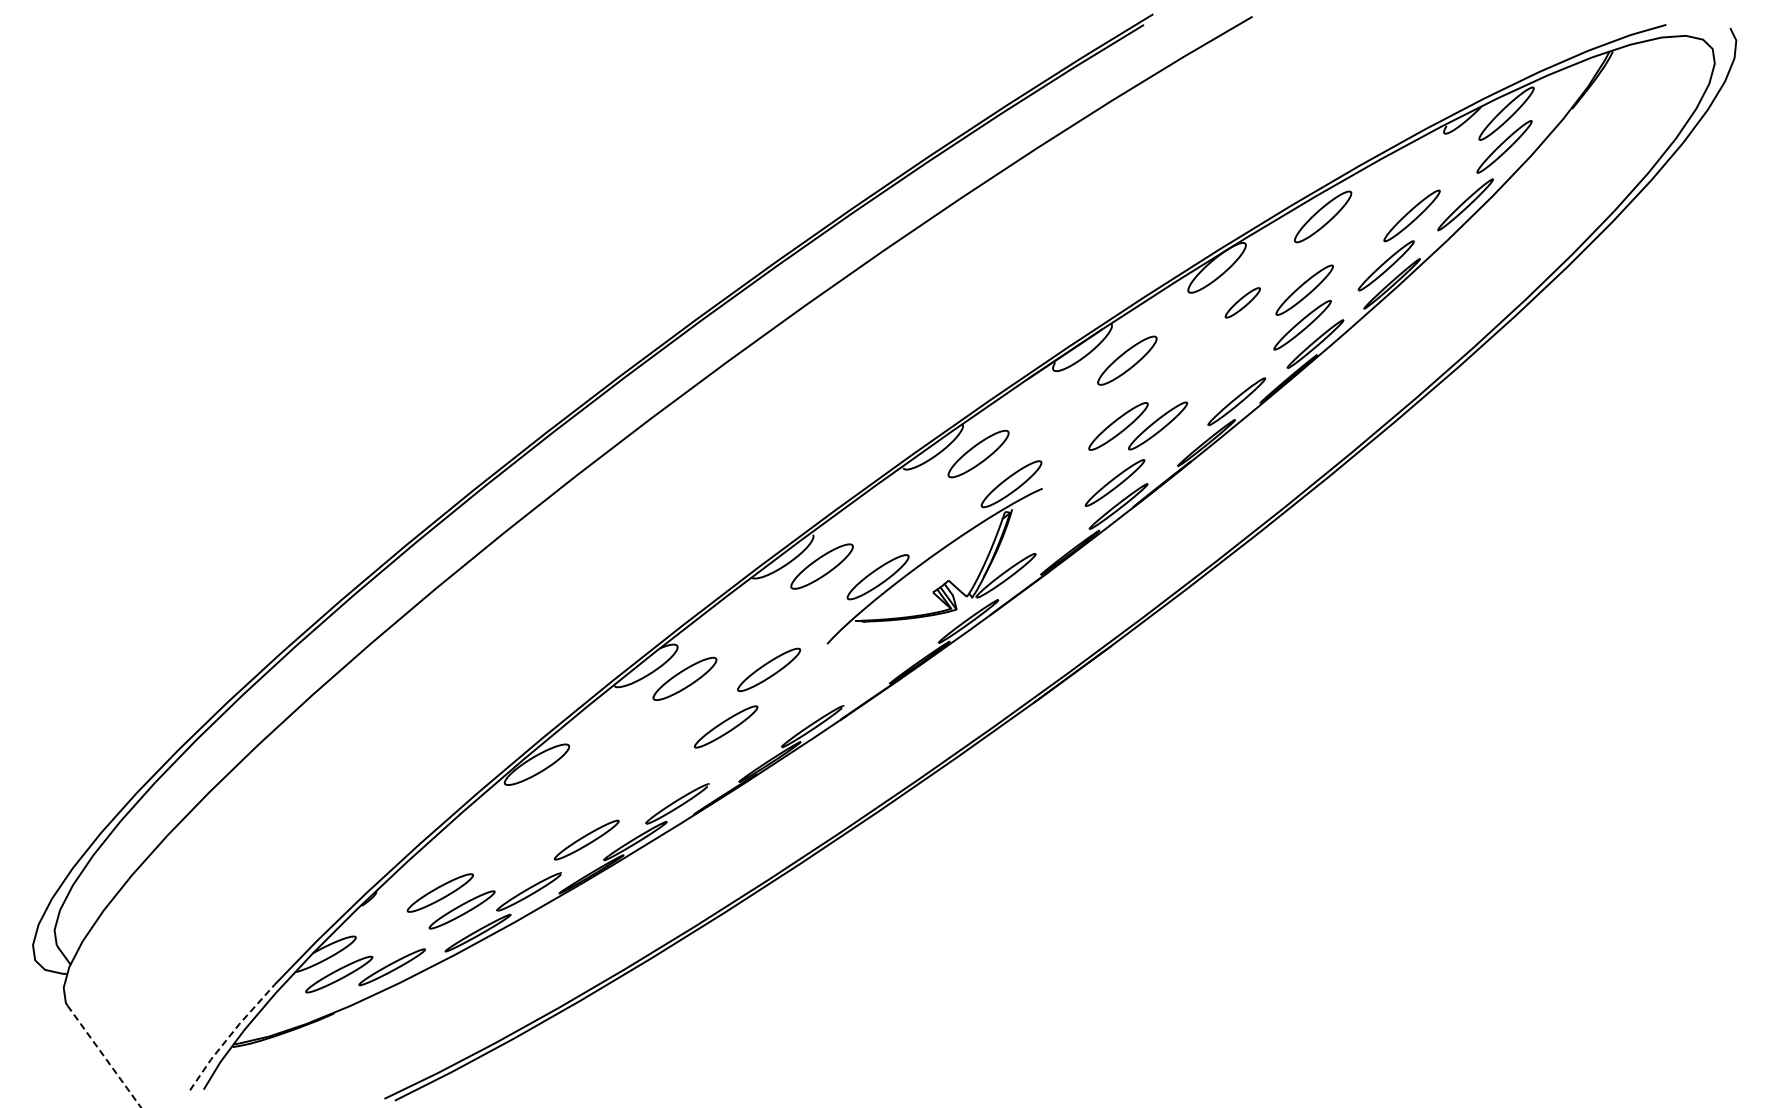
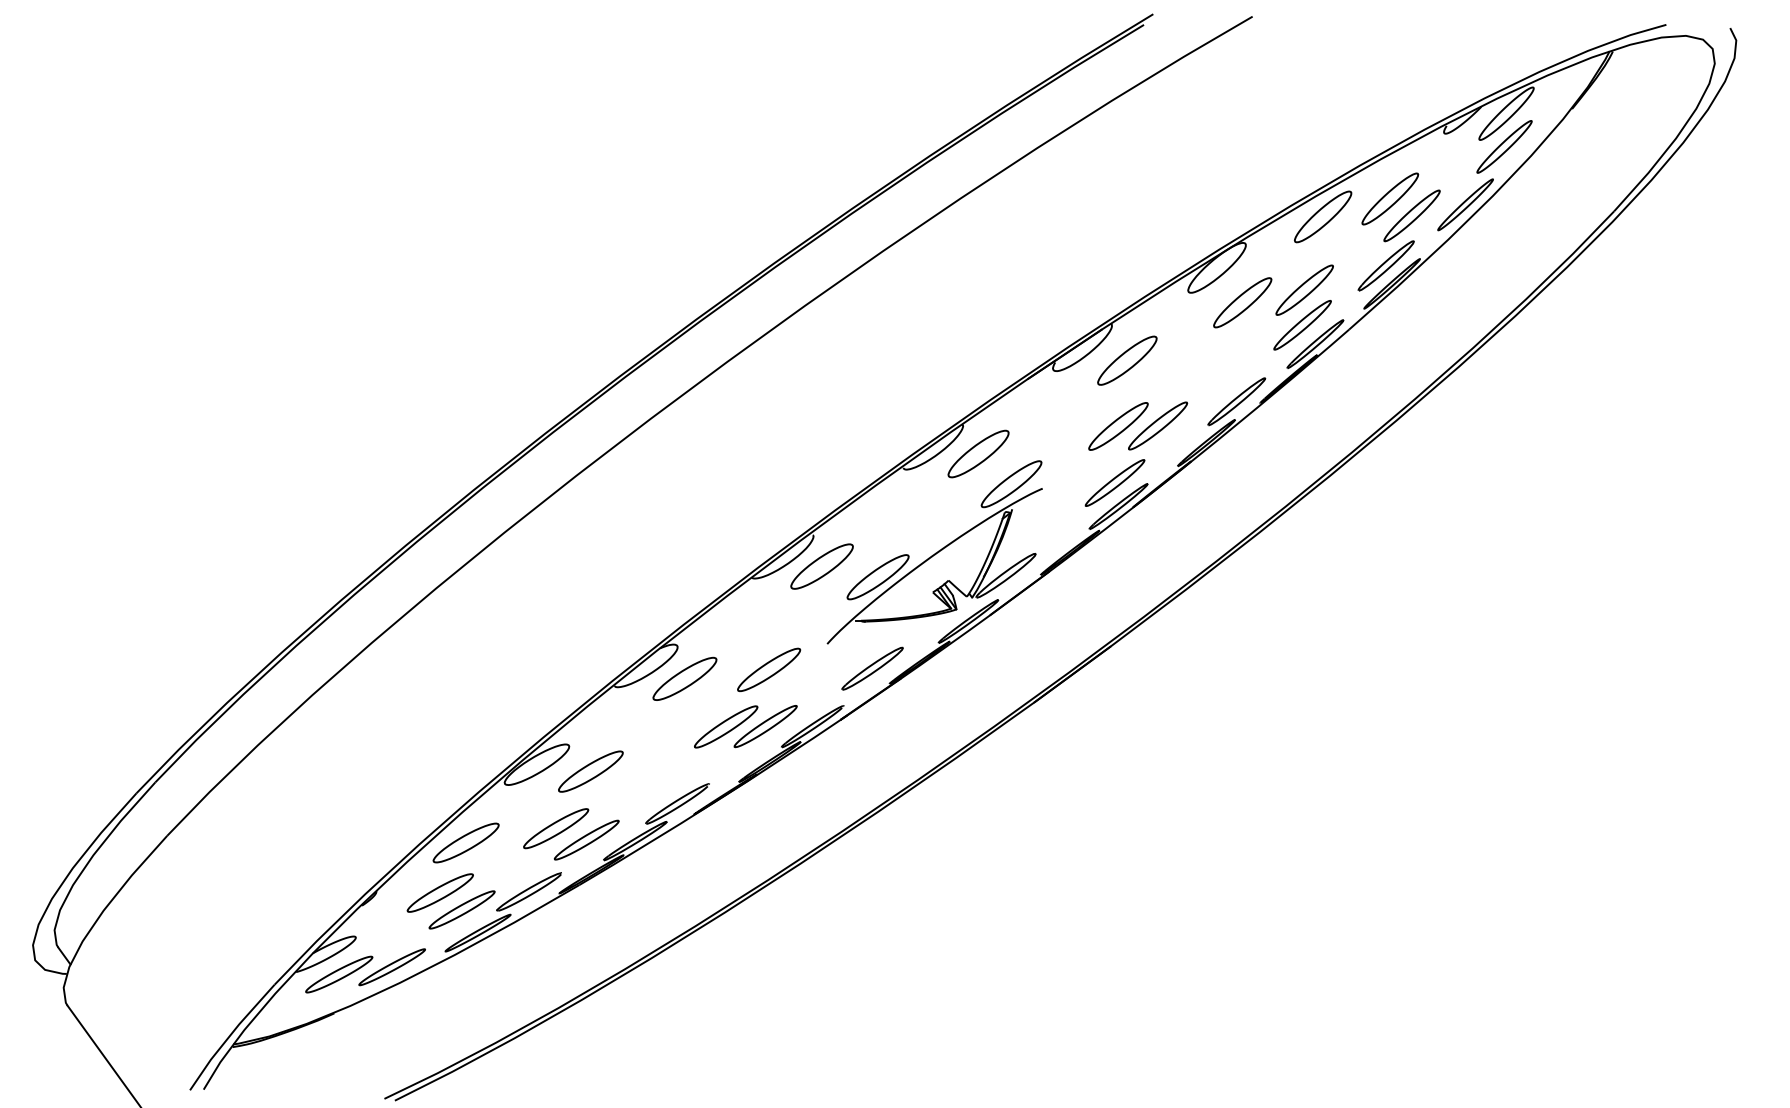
part: none -> present (1390, 198)
part size: 37x32 px -> 60x52 px (1242, 302)
part: none -> present (872, 668)
part: none -> present (765, 726)
part: none -> present (590, 771)
part: none -> present (556, 828)
part: none -> present (465, 842)
line: dashed -> solid (230, 1035)
line: dashed -> solid (104, 1056)
